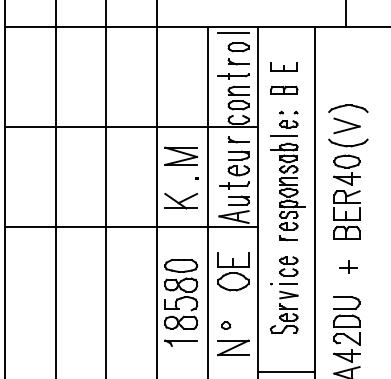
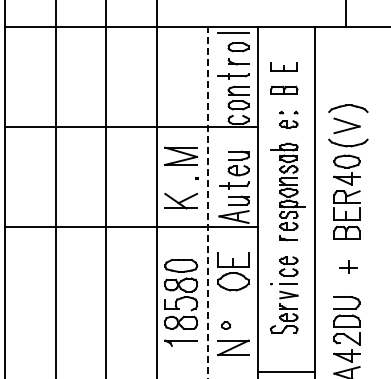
line: present -> none (284, 135)
part: present -> none (238, 139)
line: solid -> dashed (207, 202)
